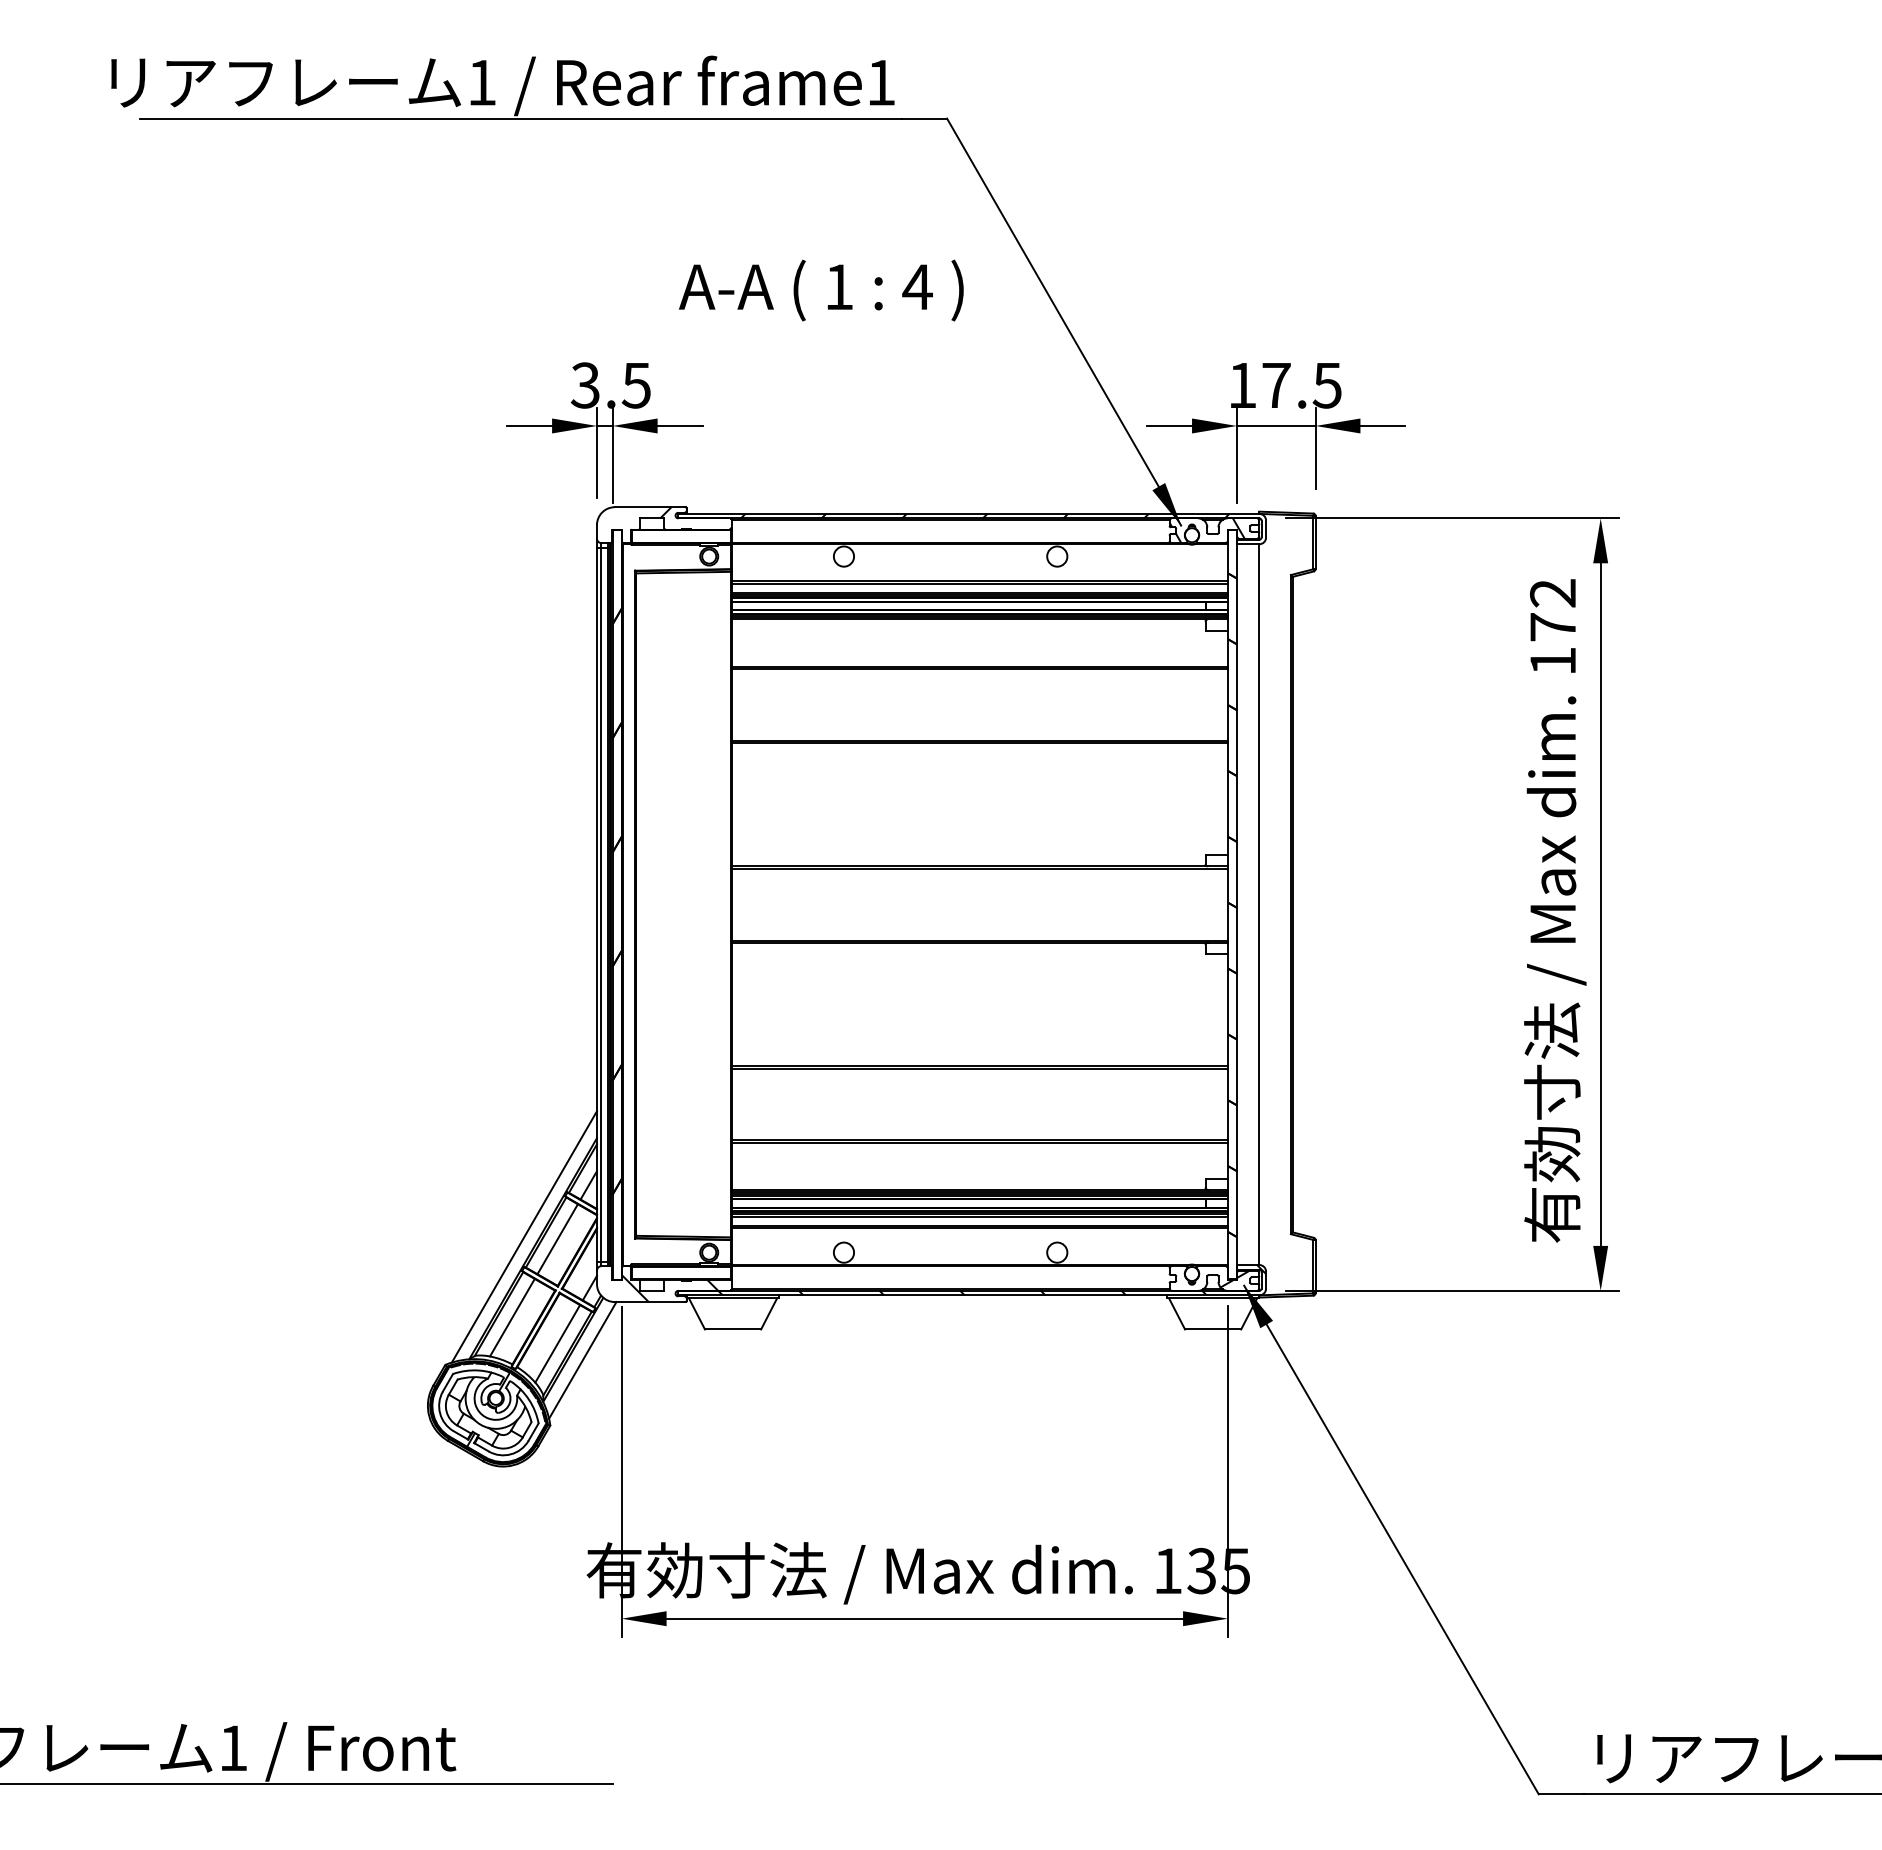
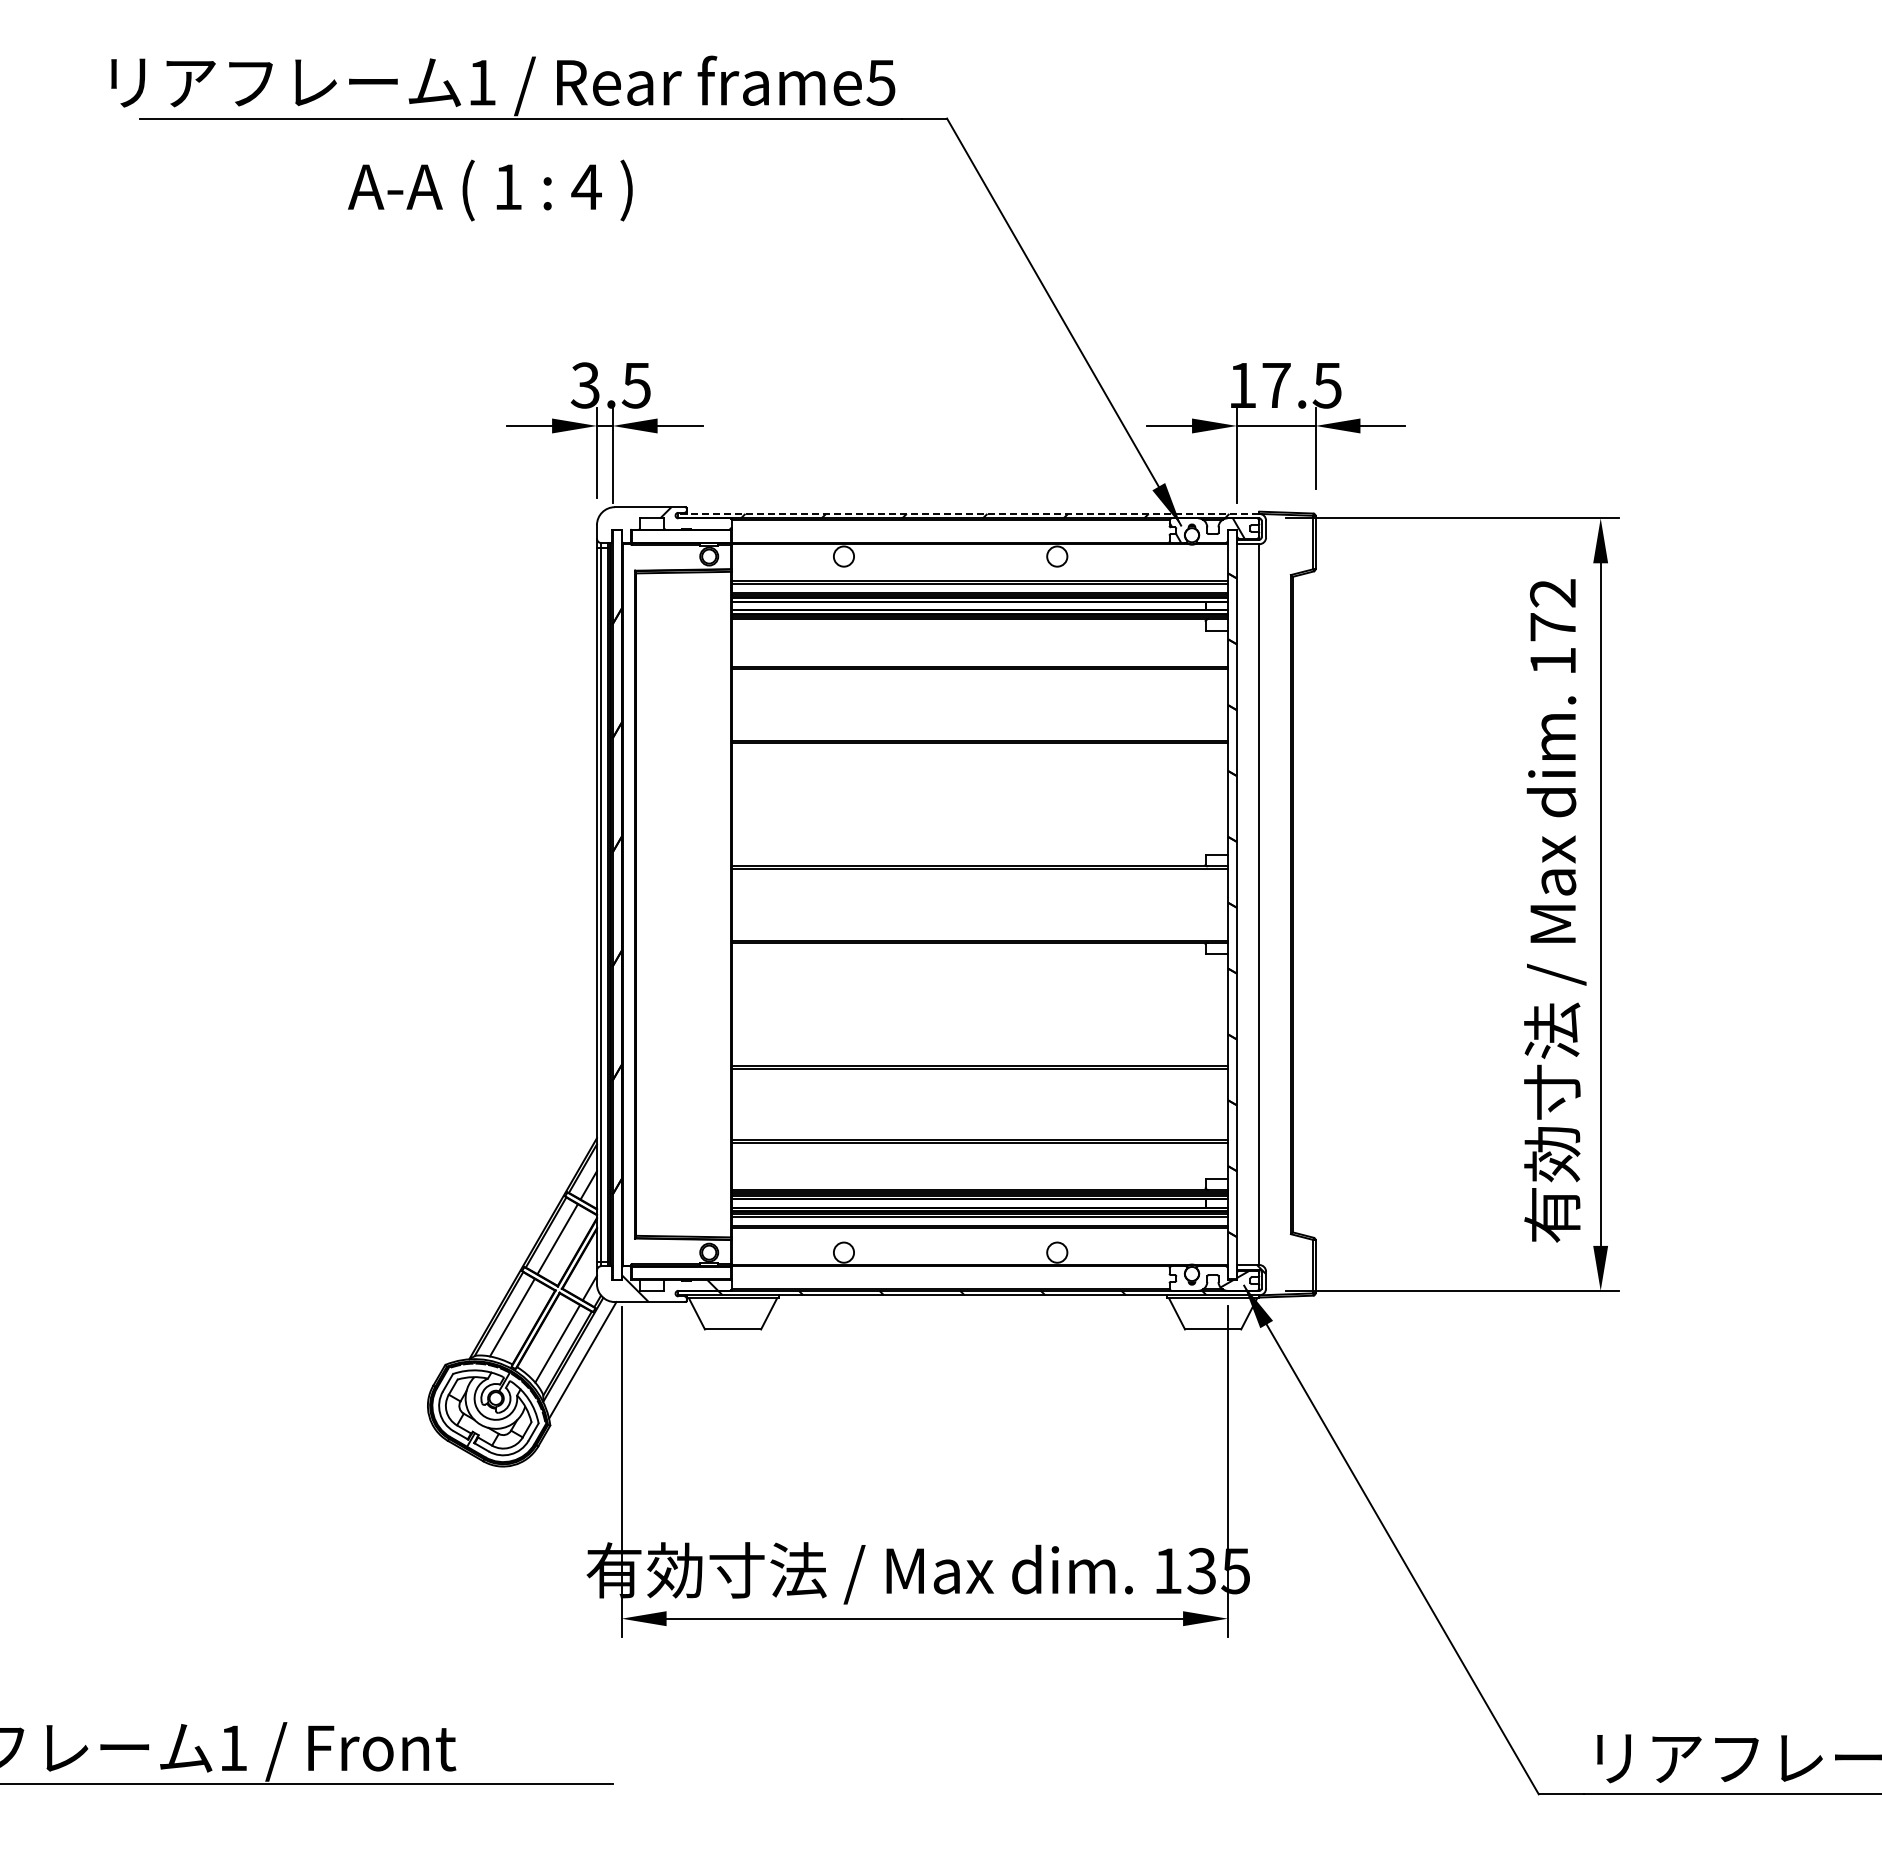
text: frame1 -> frame5 (880, 82)
text position: (821, 290) -> (490, 190) (490, 190)
line: solid -> dashed (968, 513)
line: present -> none (523, 1236)
